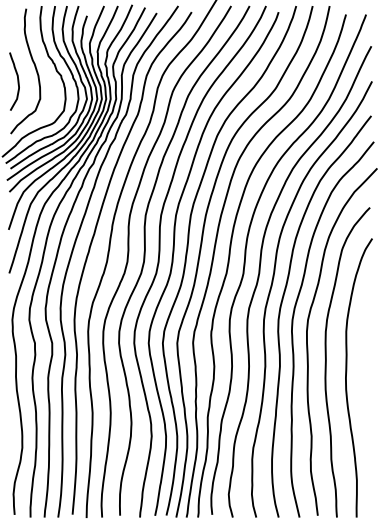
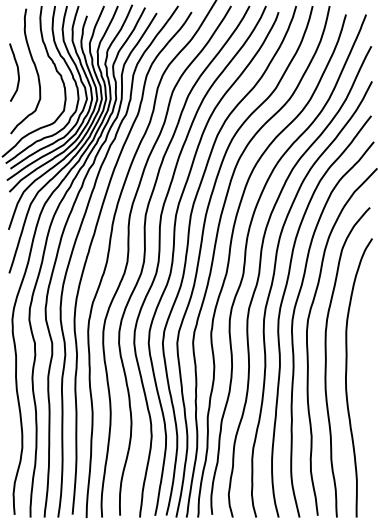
curve position: (17, 81) -> (17, 72) (17, 72)
